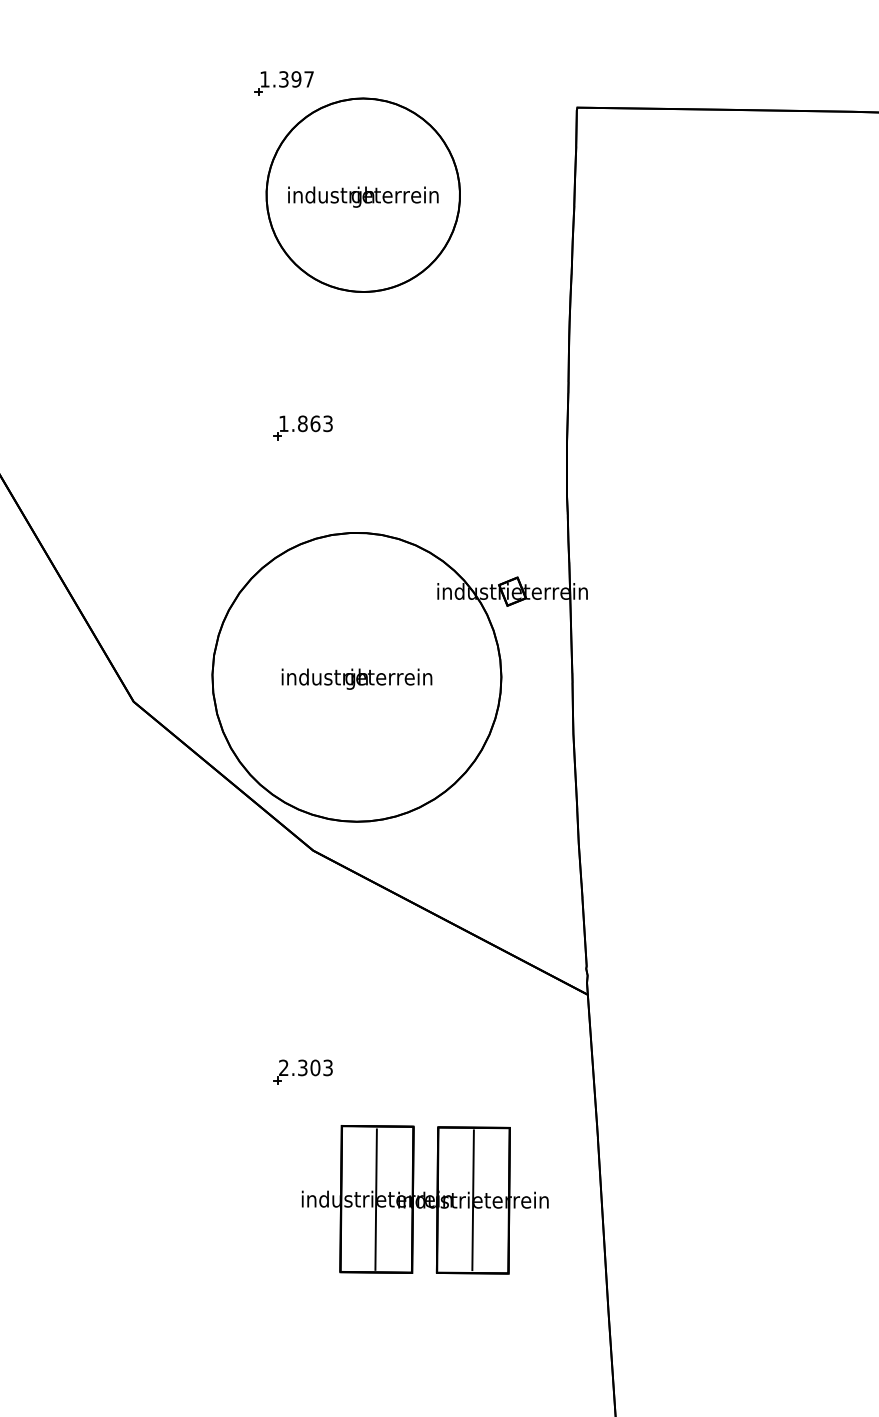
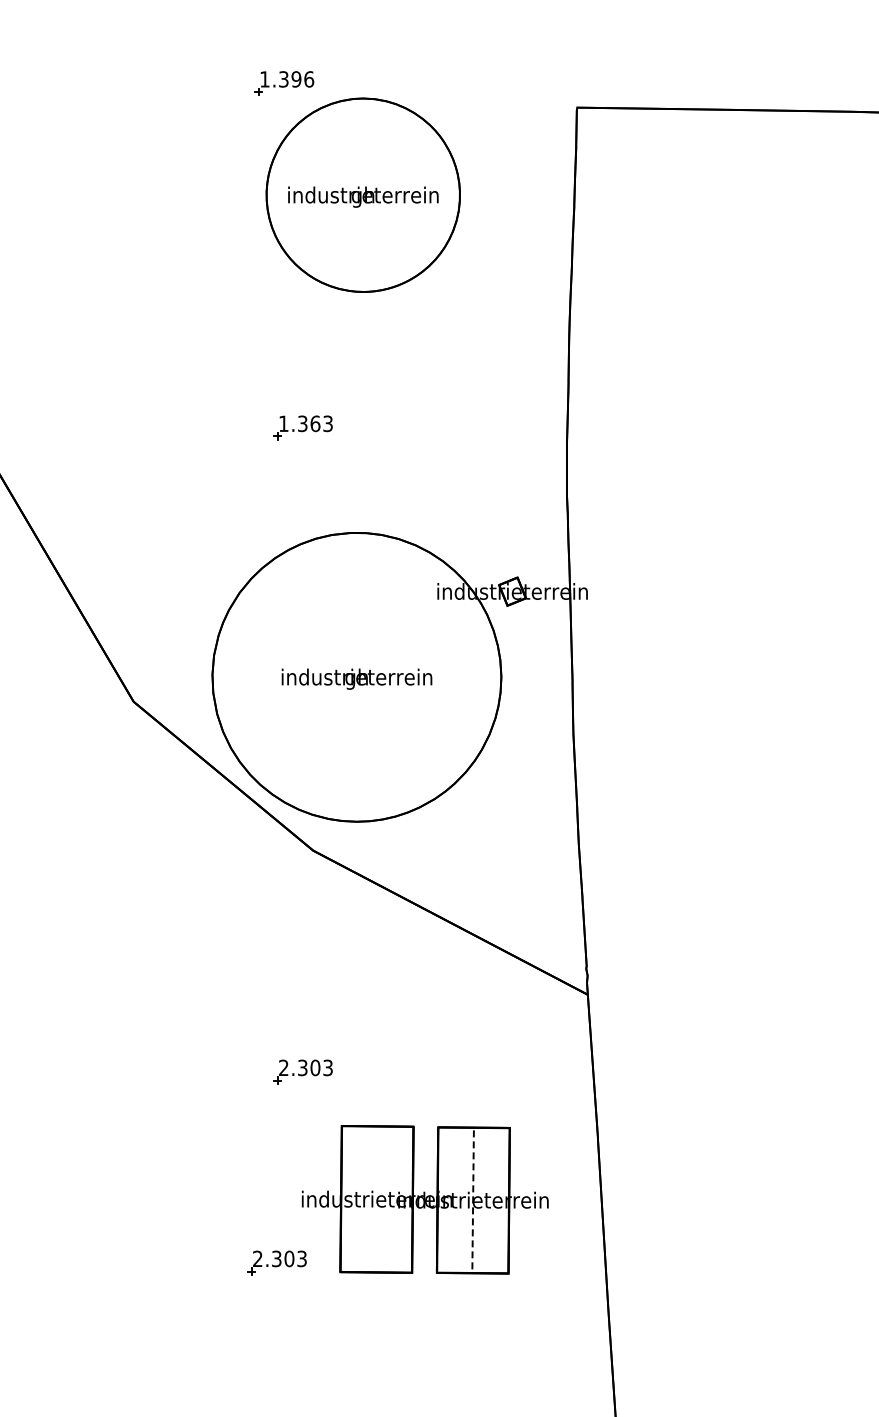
text: 1.397 -> 1.396 (309, 79)
text: 1.863 -> 1.363 (302, 423)
line: present -> none (375, 1199)
line: solid -> dashed (473, 1200)
part: none -> present (276, 1262)
